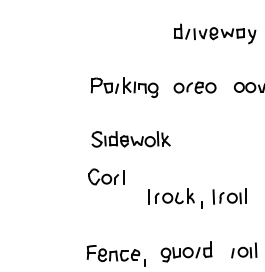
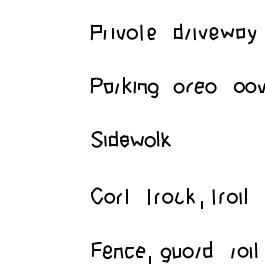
part: none -> present (122, 32)
part position: (106, 176) -> (109, 195) (109, 195)
part position: (115, 255) -> (120, 252) (120, 252)
